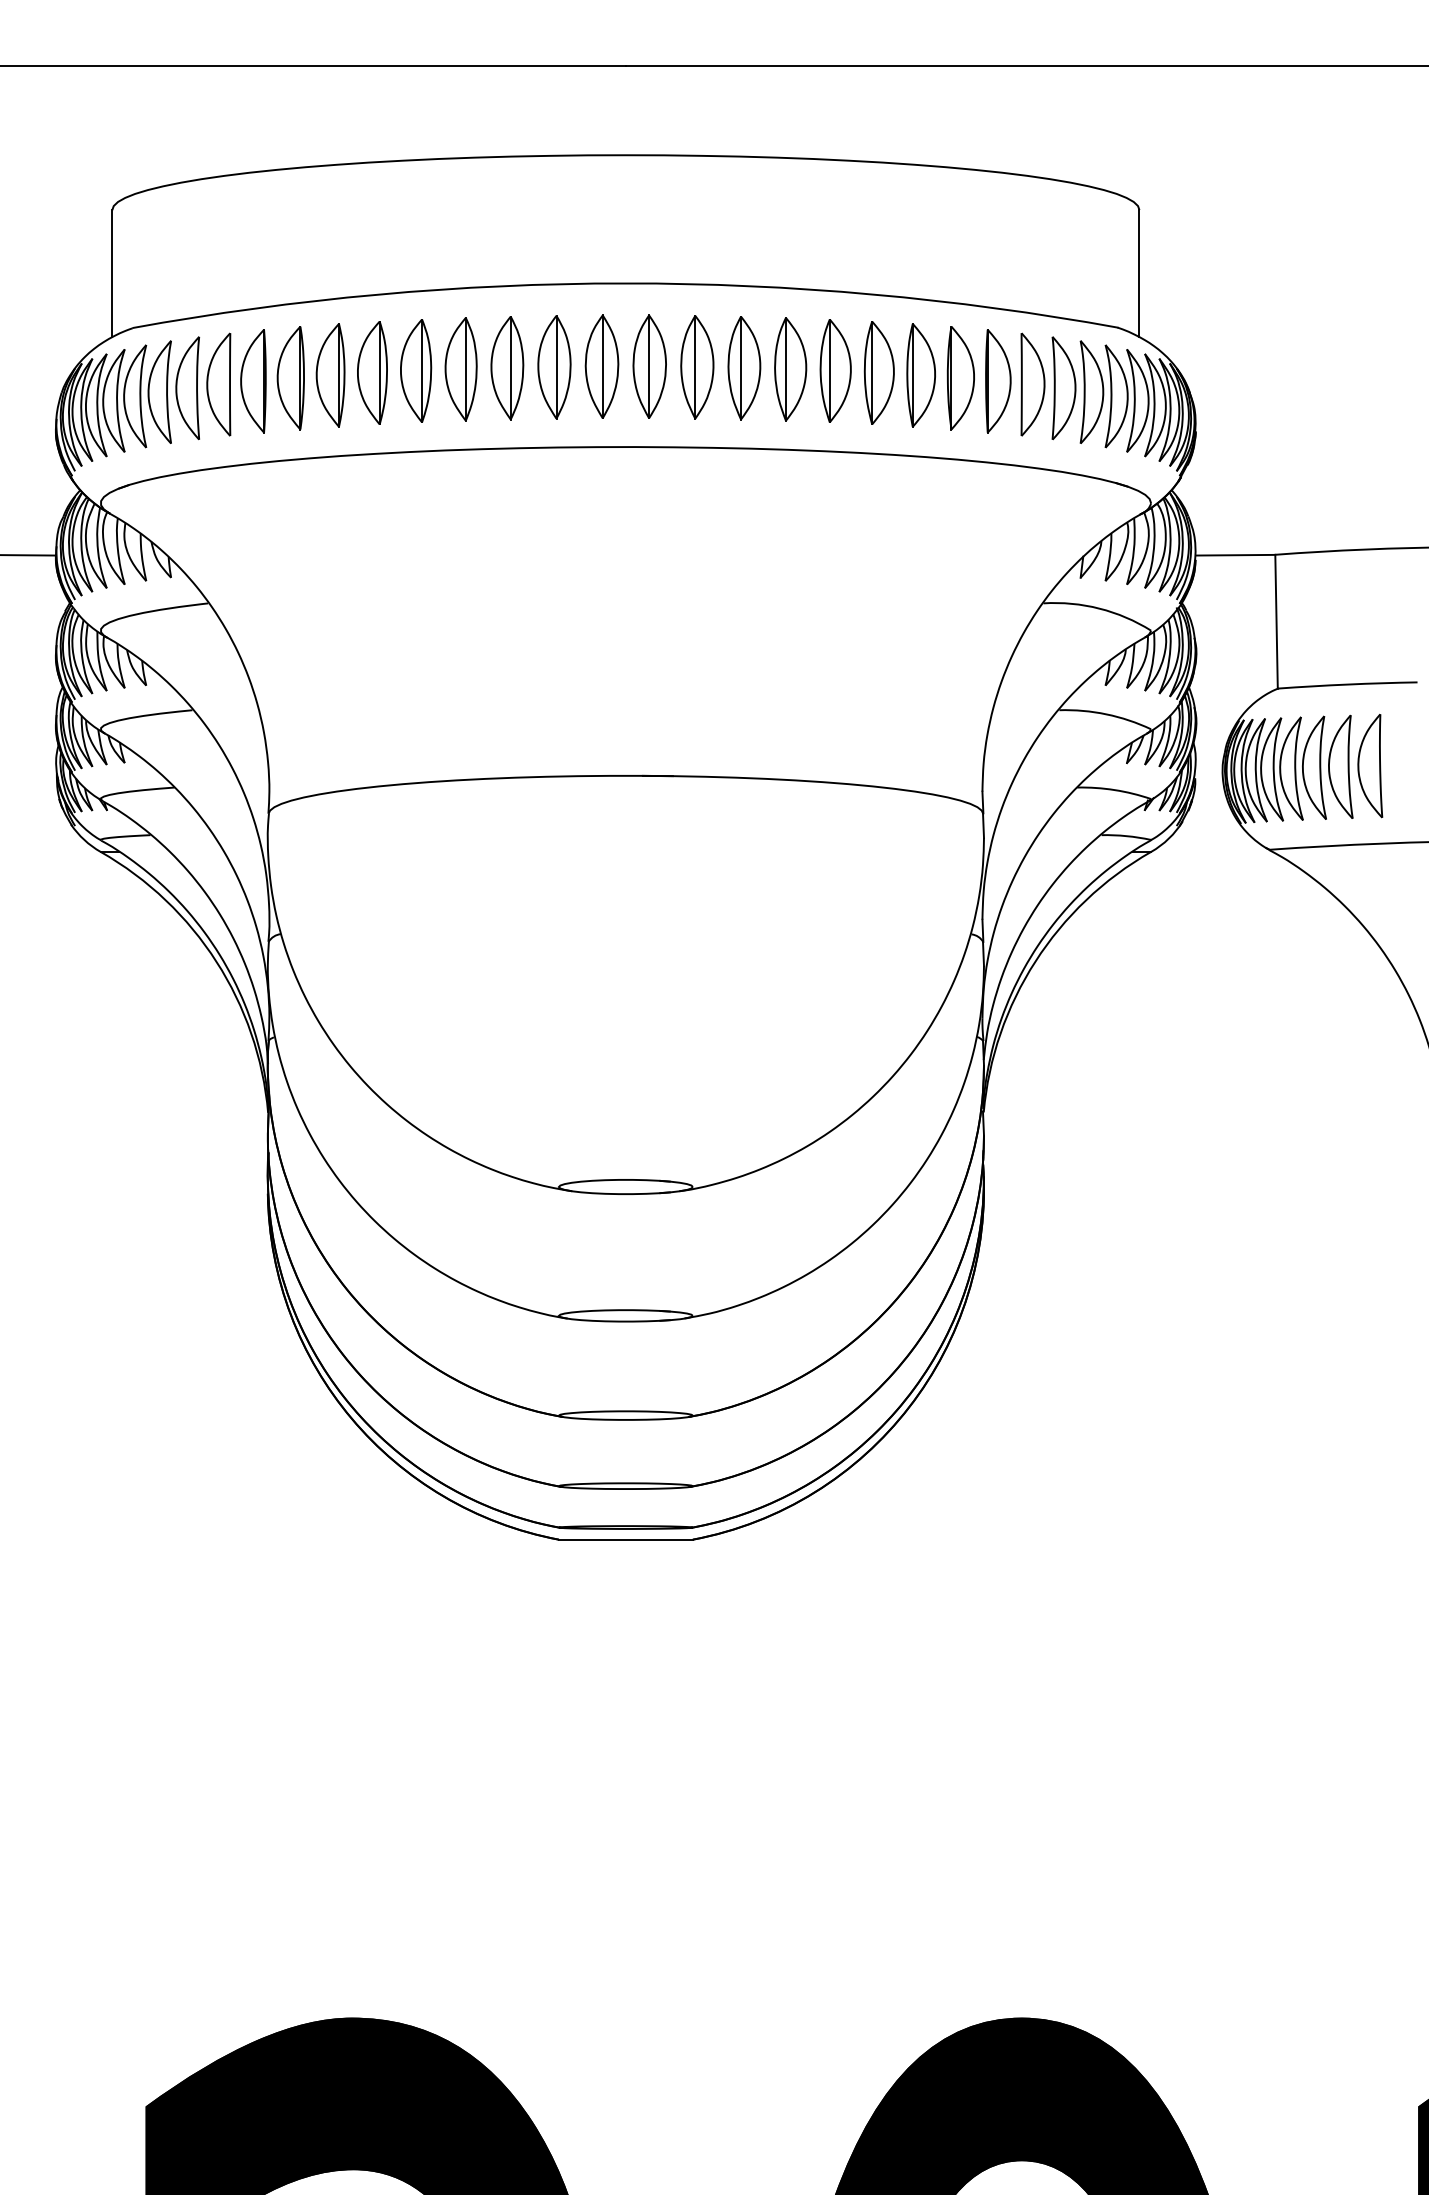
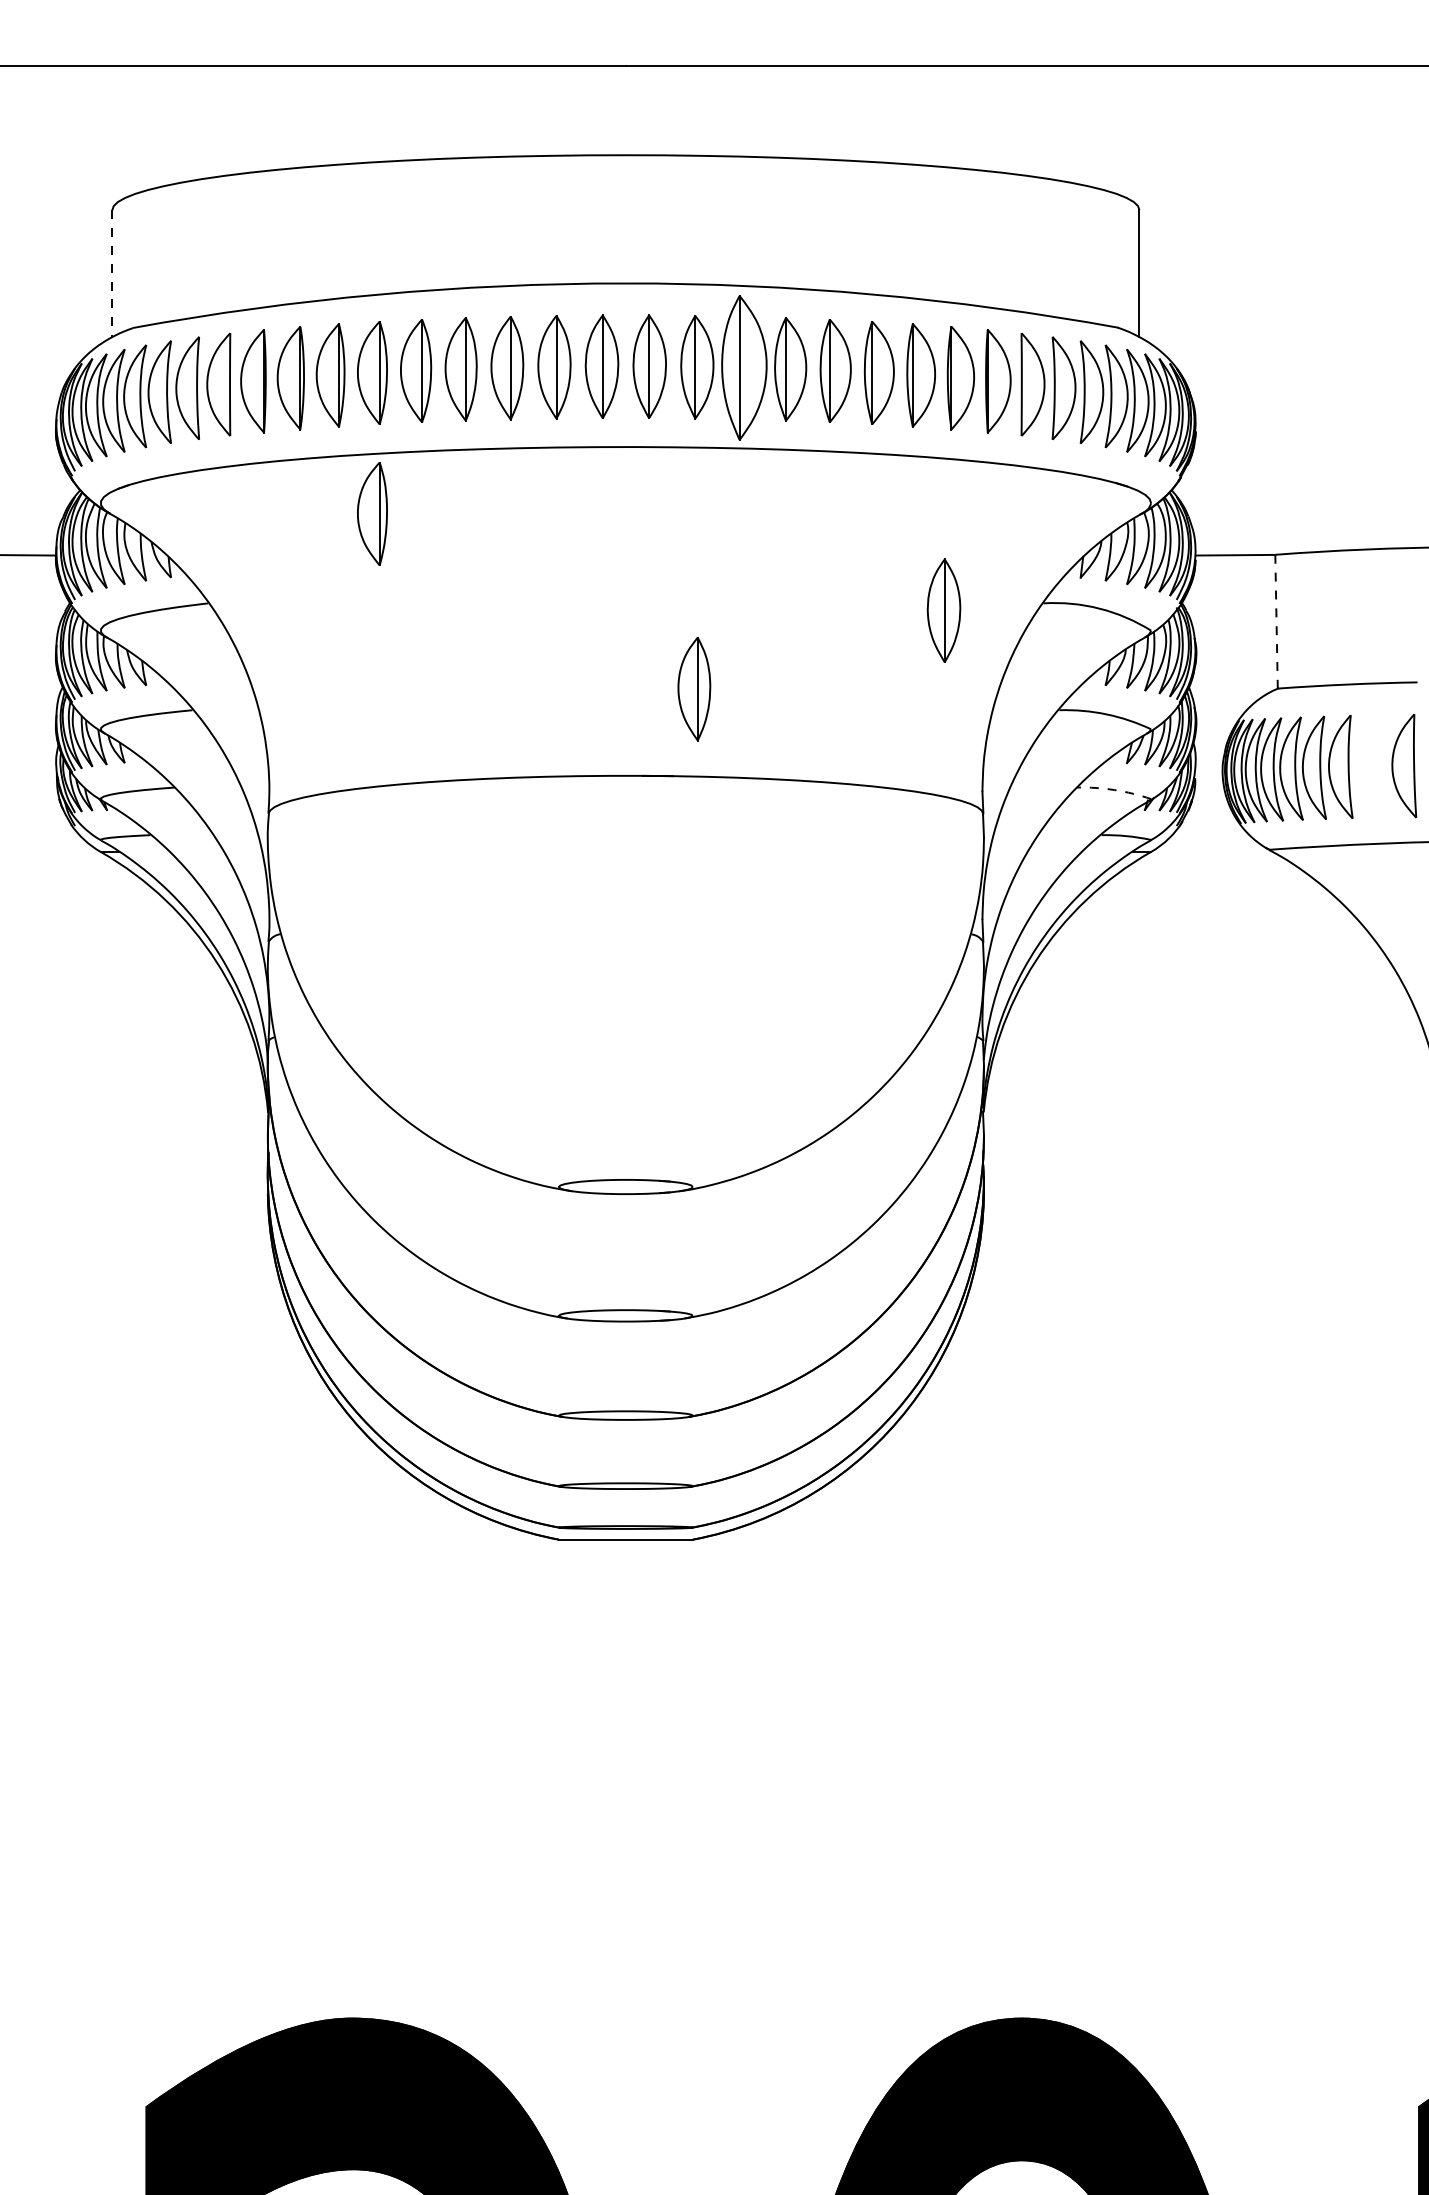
line: solid -> dashed (112, 273)
part size: 35x105 px -> 47x146 px (744, 367)
part: none -> present (372, 513)
part: none -> present (943, 610)
line: solid -> dashed (1276, 621)
part: none -> present (694, 689)
part position: (1370, 765) -> (1404, 765) (1404, 765)
arc: solid -> dashed (1114, 790)
